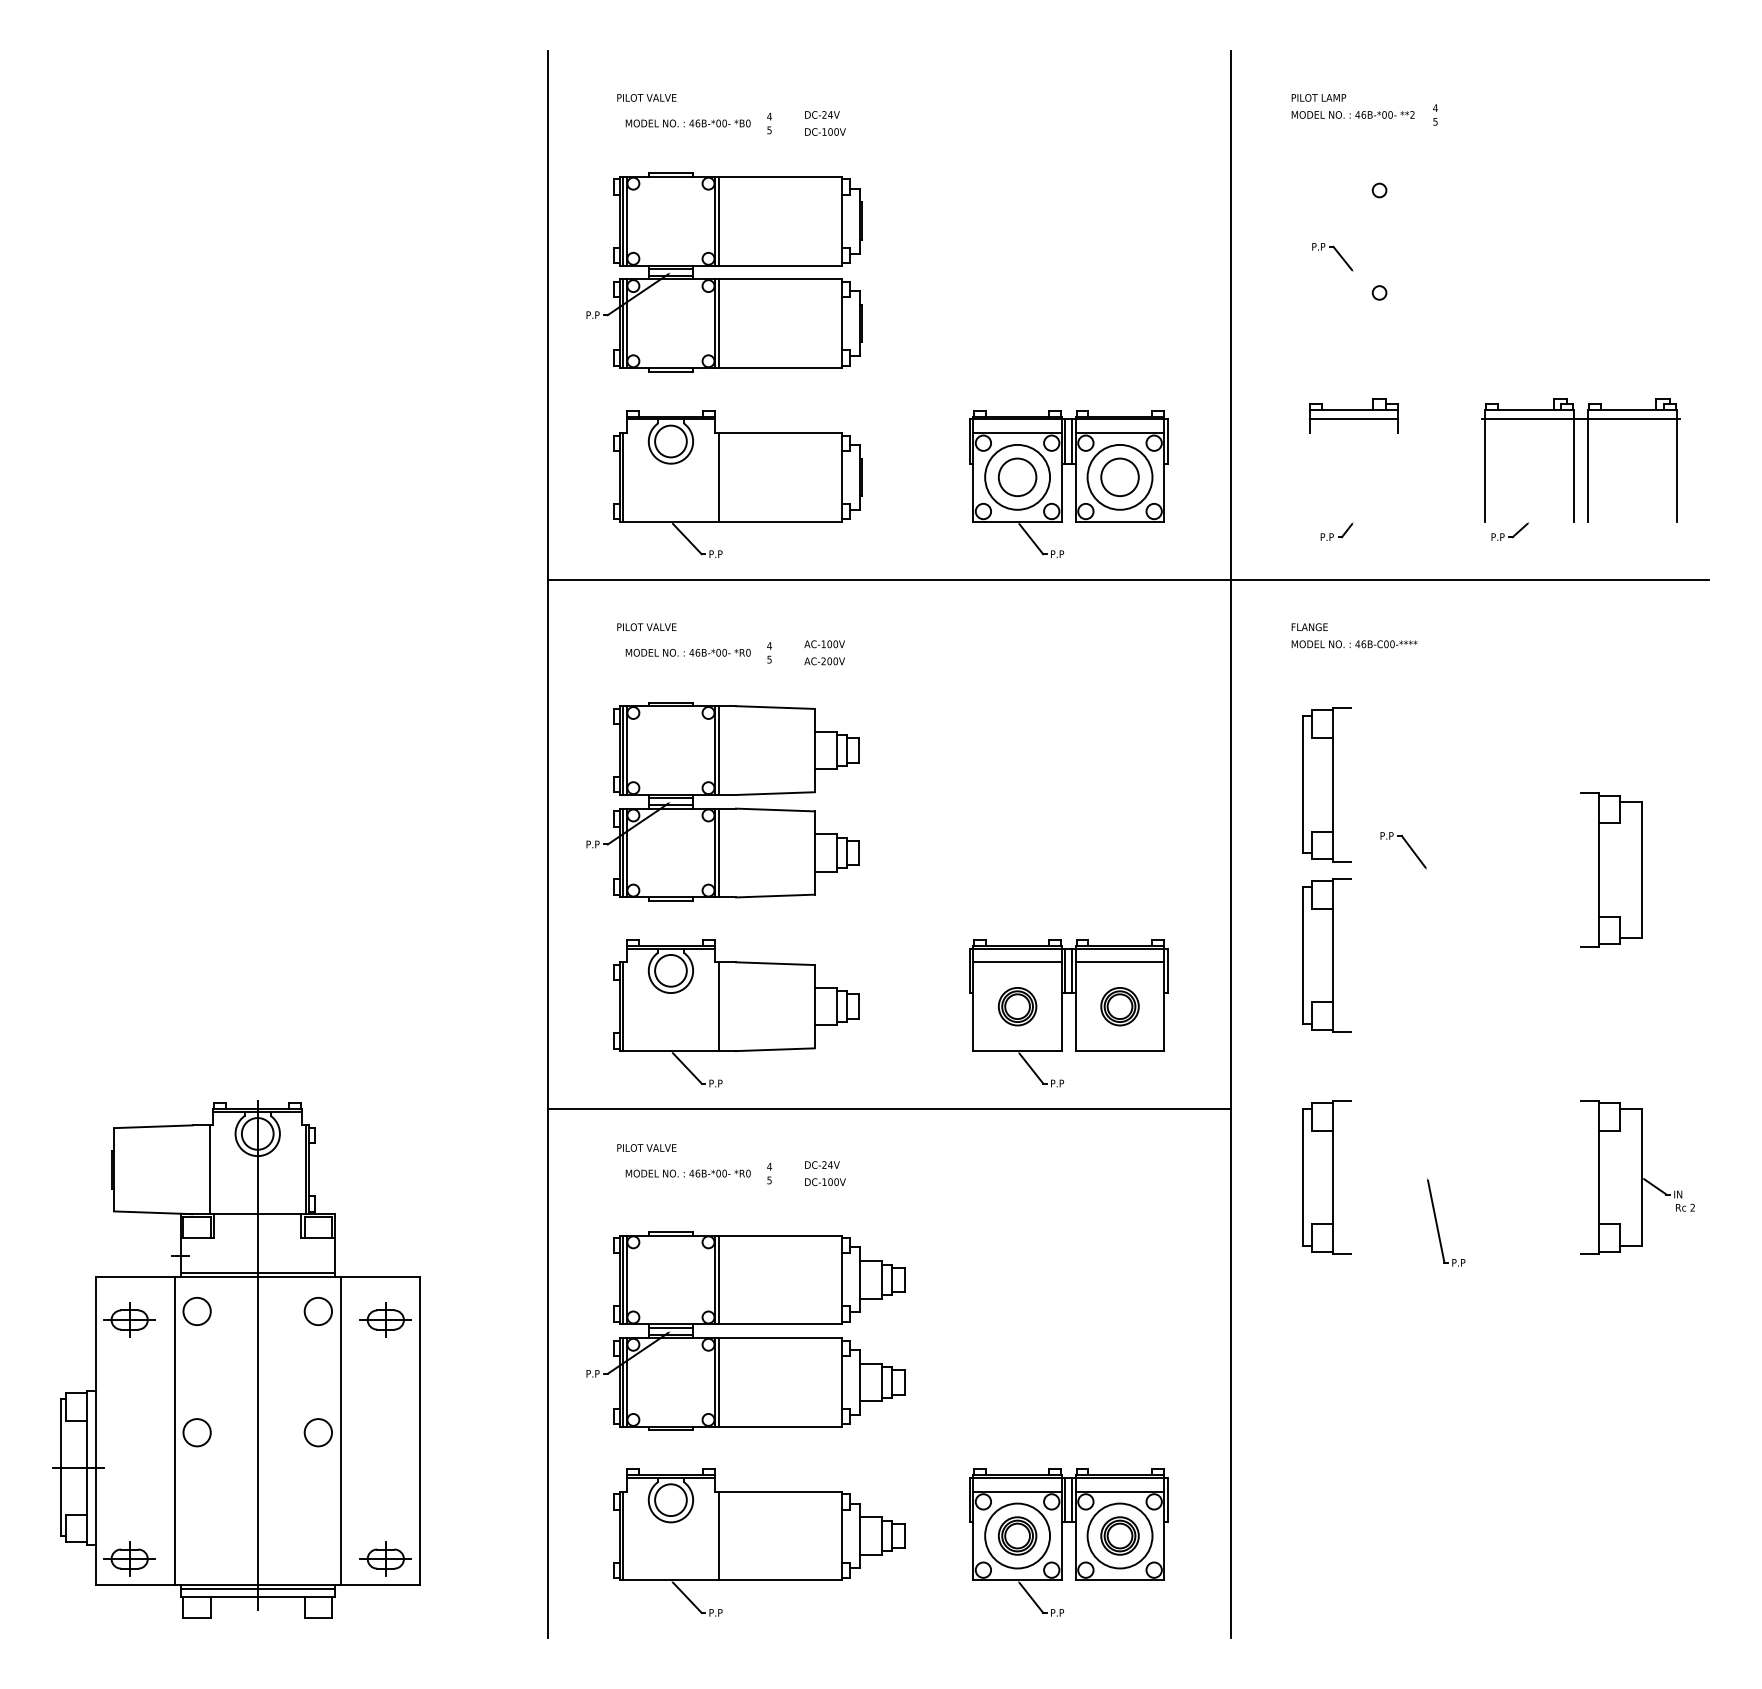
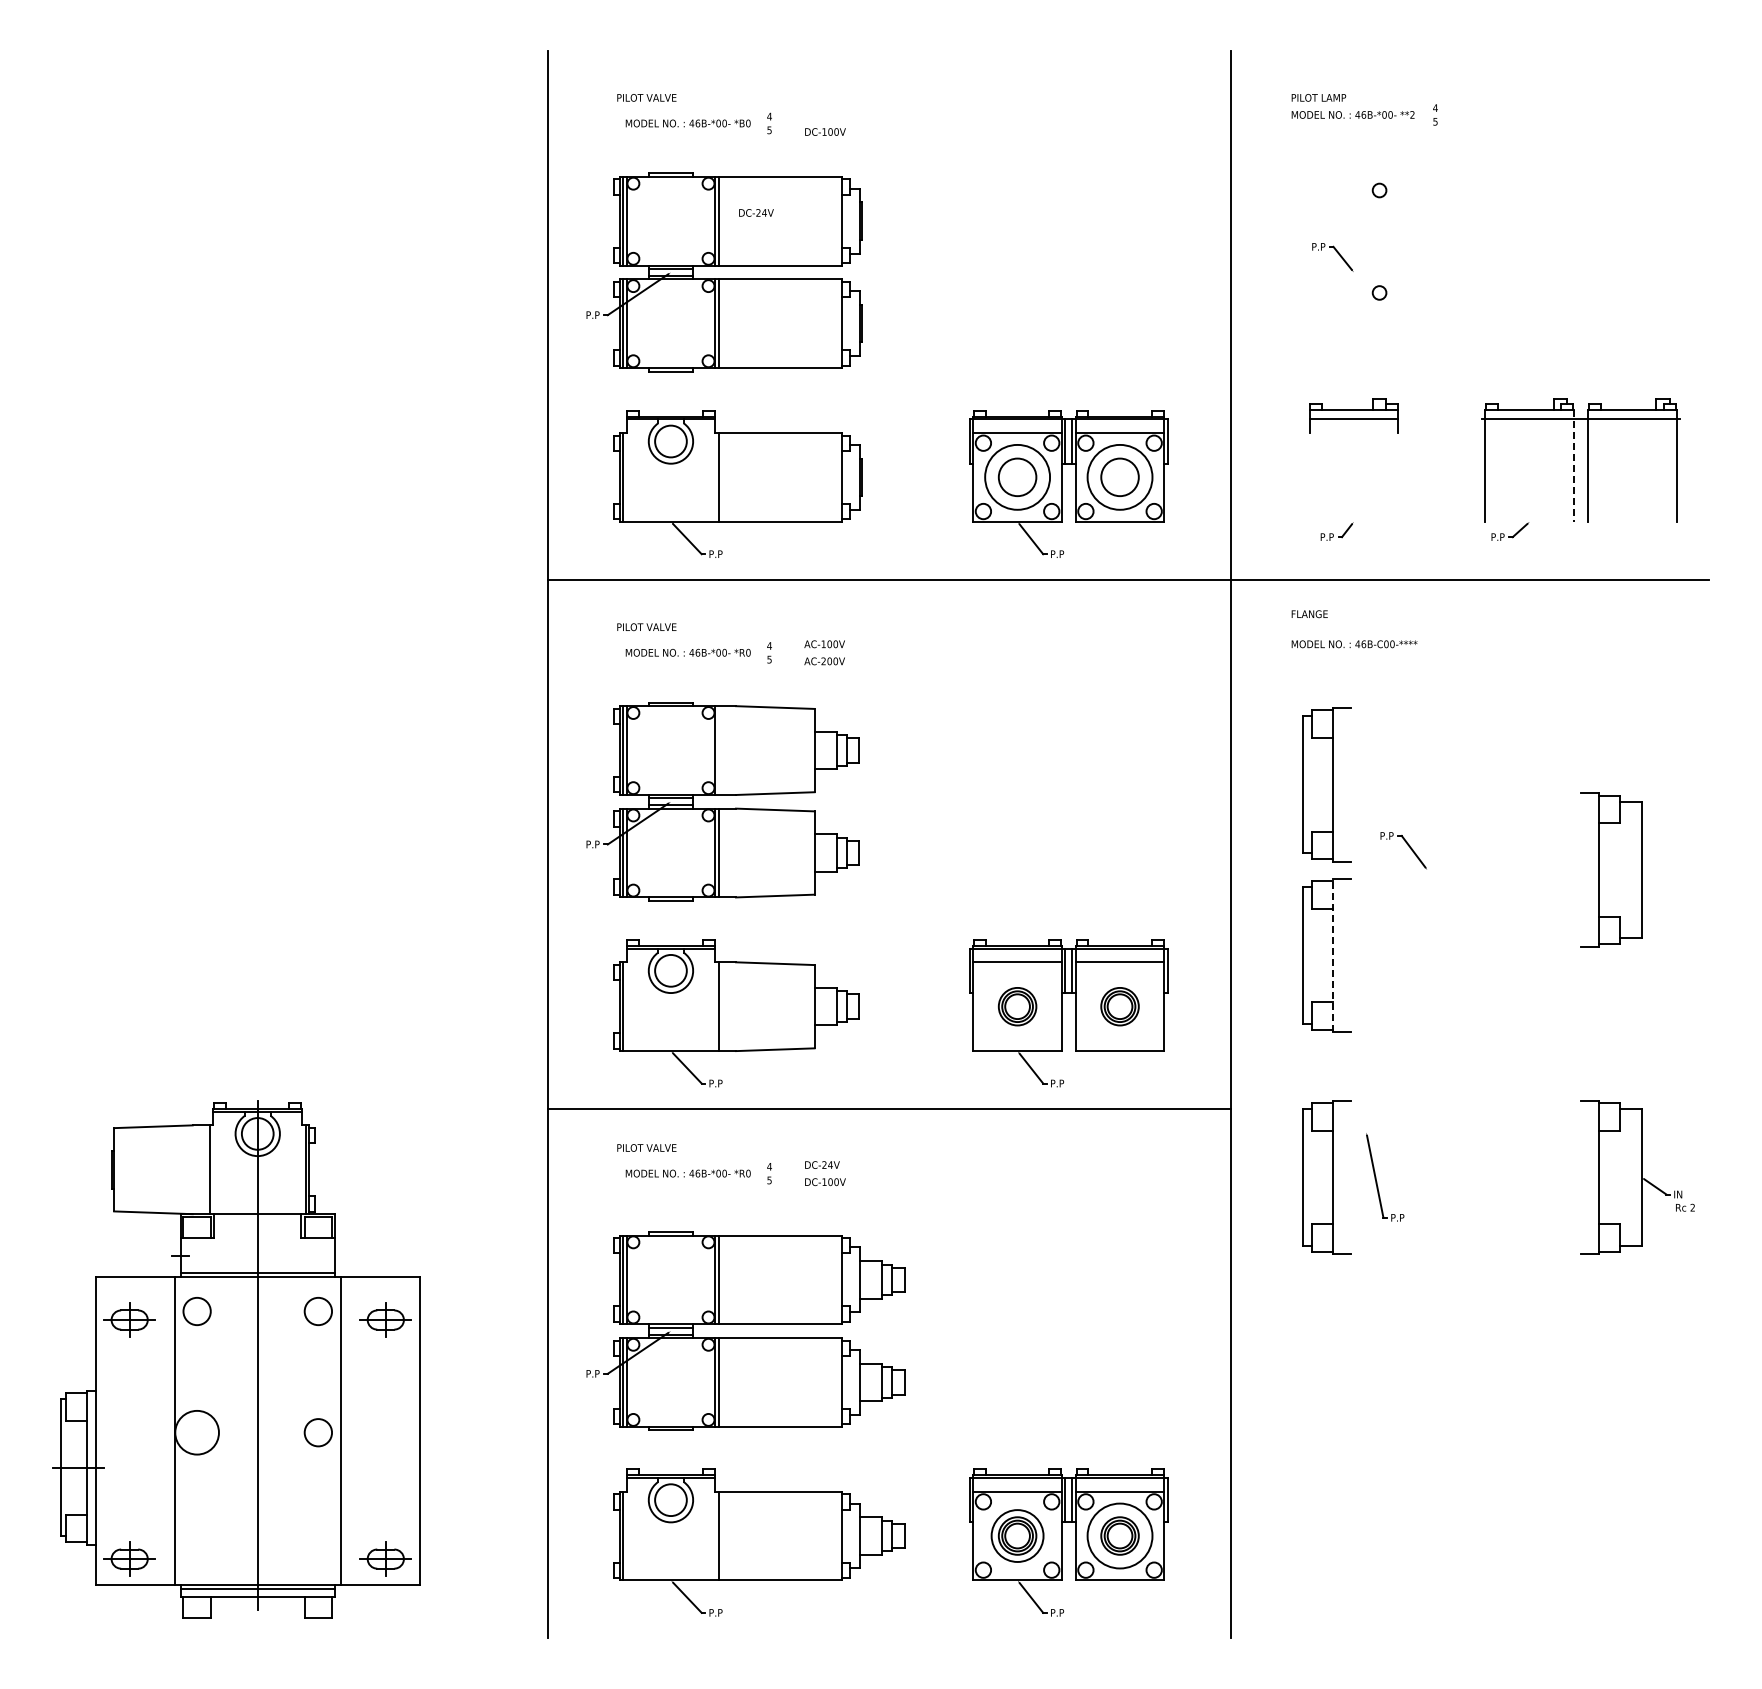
text position: (822, 114) -> (756, 212) (756, 212)
line: solid -> dashed (1574, 466)
text position: (1309, 627) -> (1309, 614) (1309, 614)
line: present -> none (718, 750)
line: solid -> dashed (1333, 955)
part position: (1438, 1226) -> (1377, 1181) (1377, 1181)
circle diameter: 27 px -> 44 px (197, 1432)
circle diameter: 65 px -> 52 px (1017, 1535)
